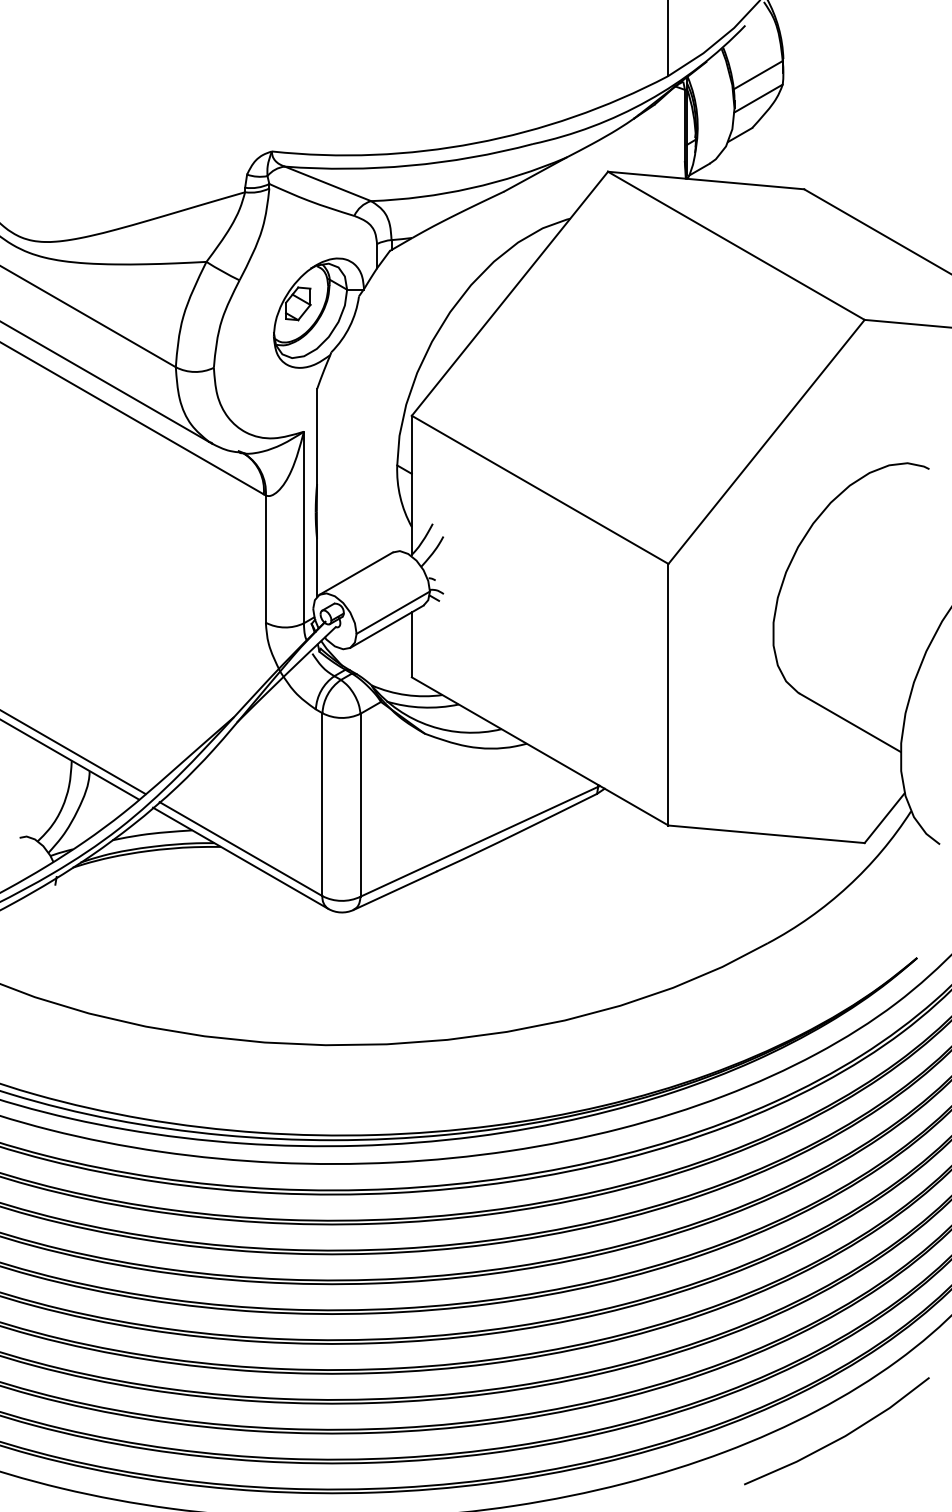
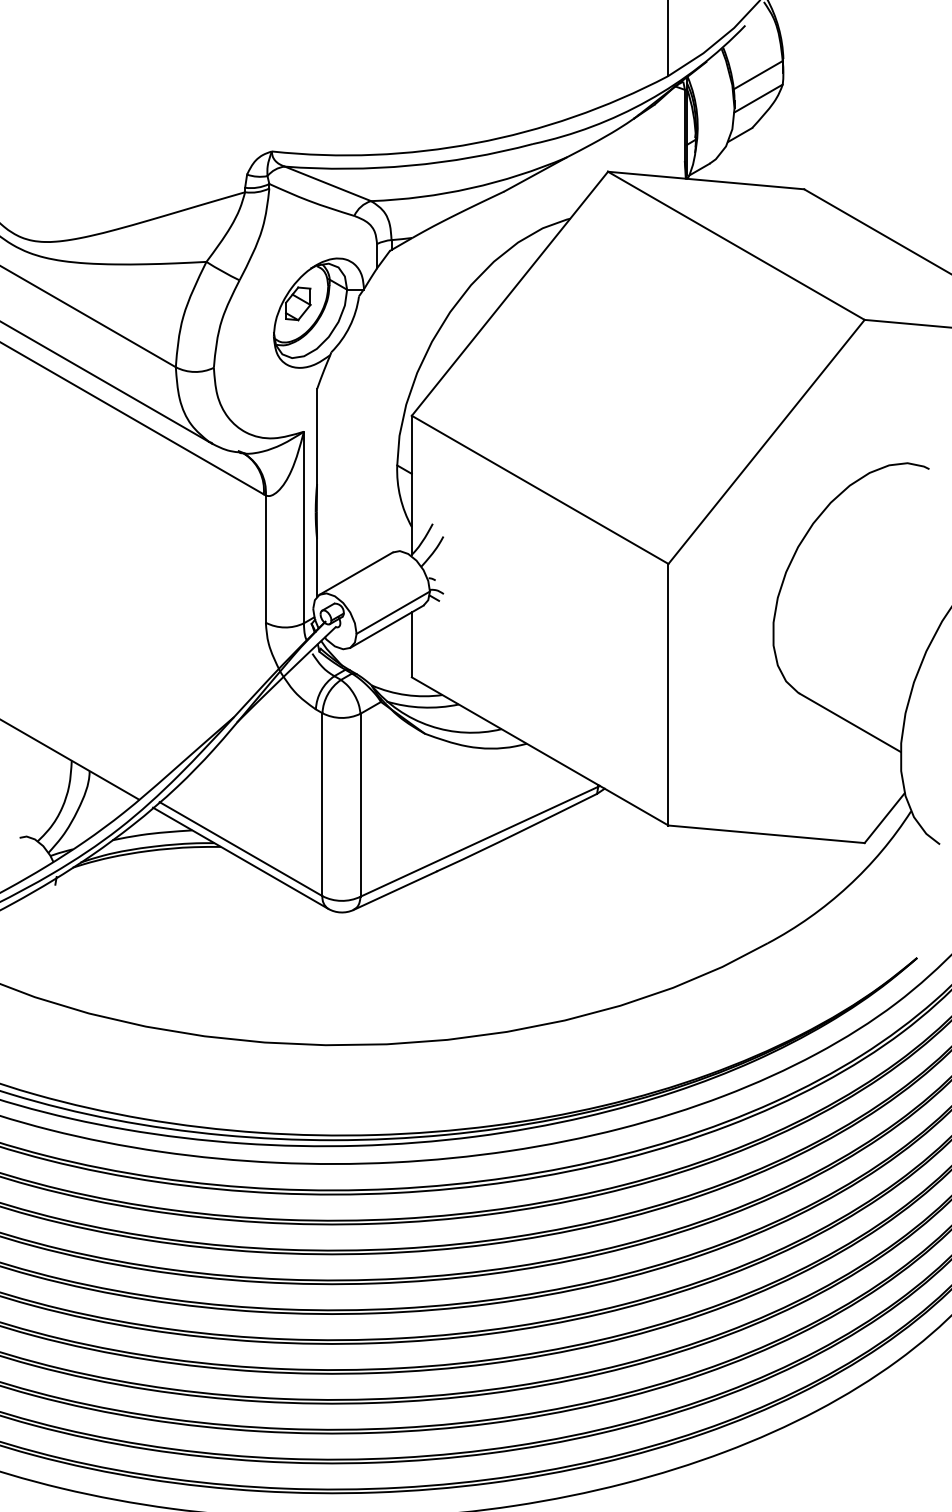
line: present -> none (73, 752)
line: present -> none (840, 1437)
